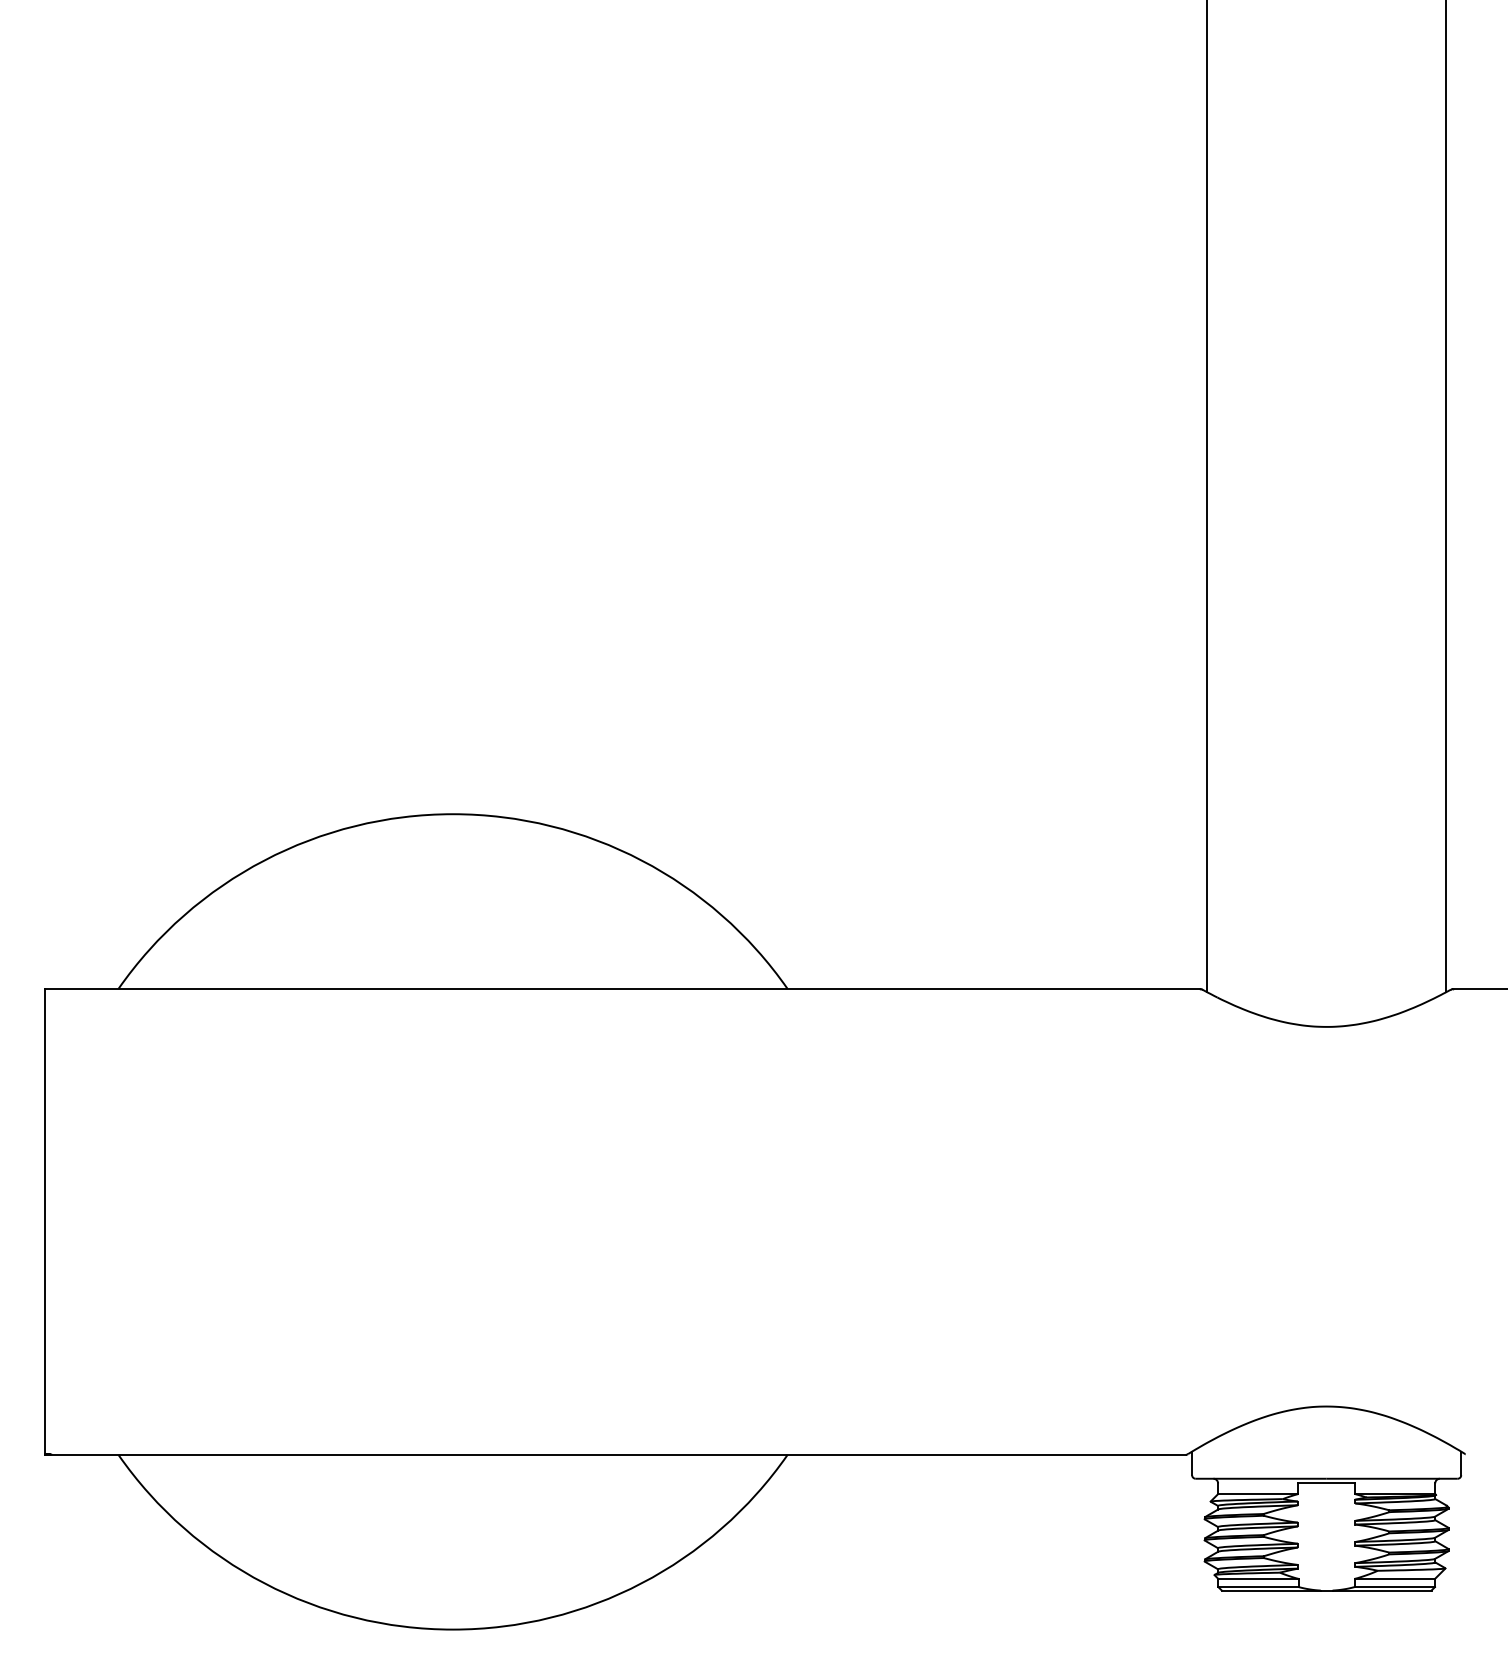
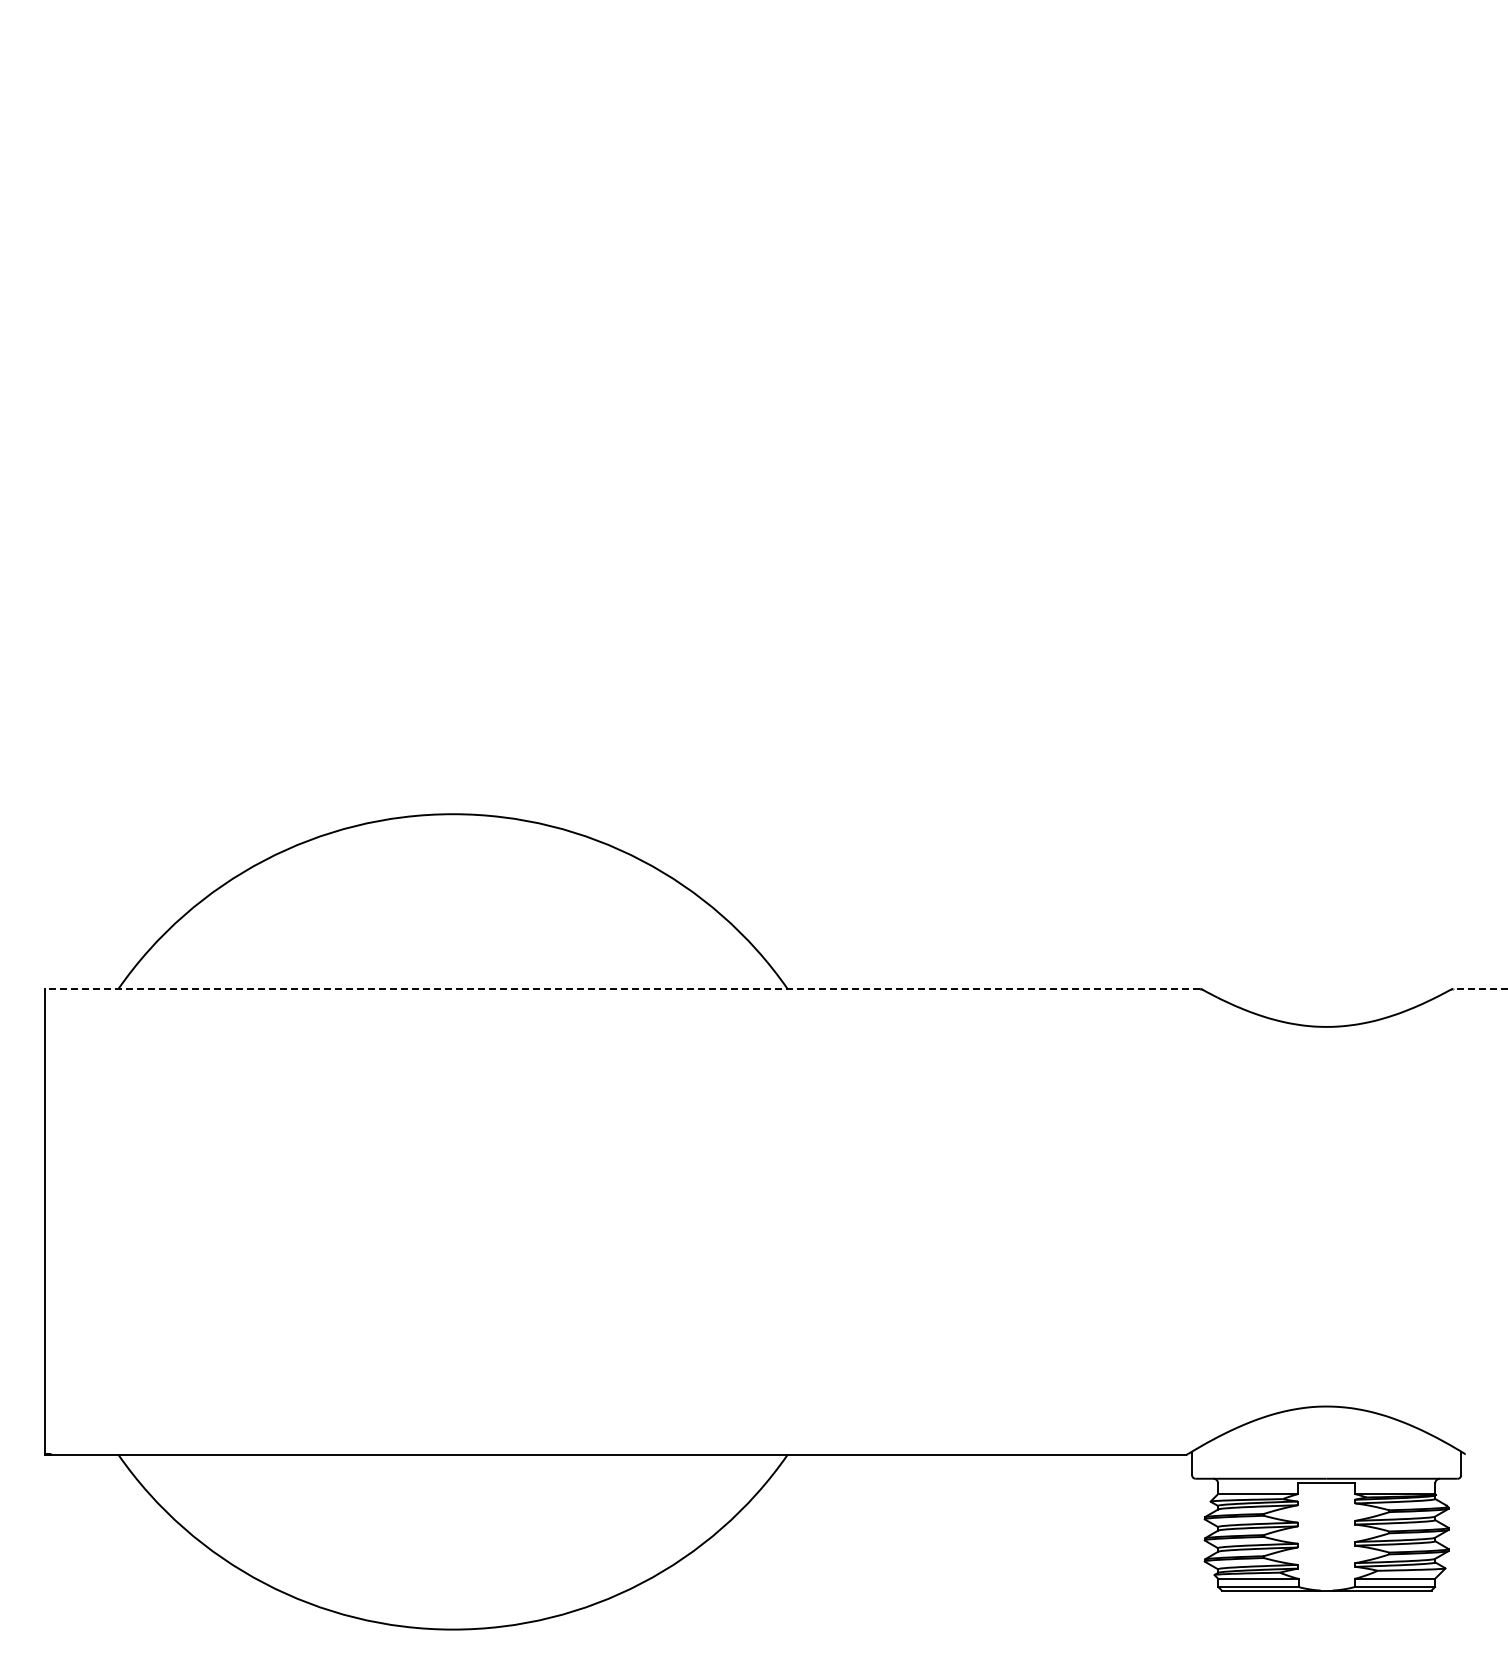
line: present -> none (1207, 497)
line: present -> none (1446, 497)
line: solid -> dashed (622, 988)
line: solid -> dashed (1480, 988)
